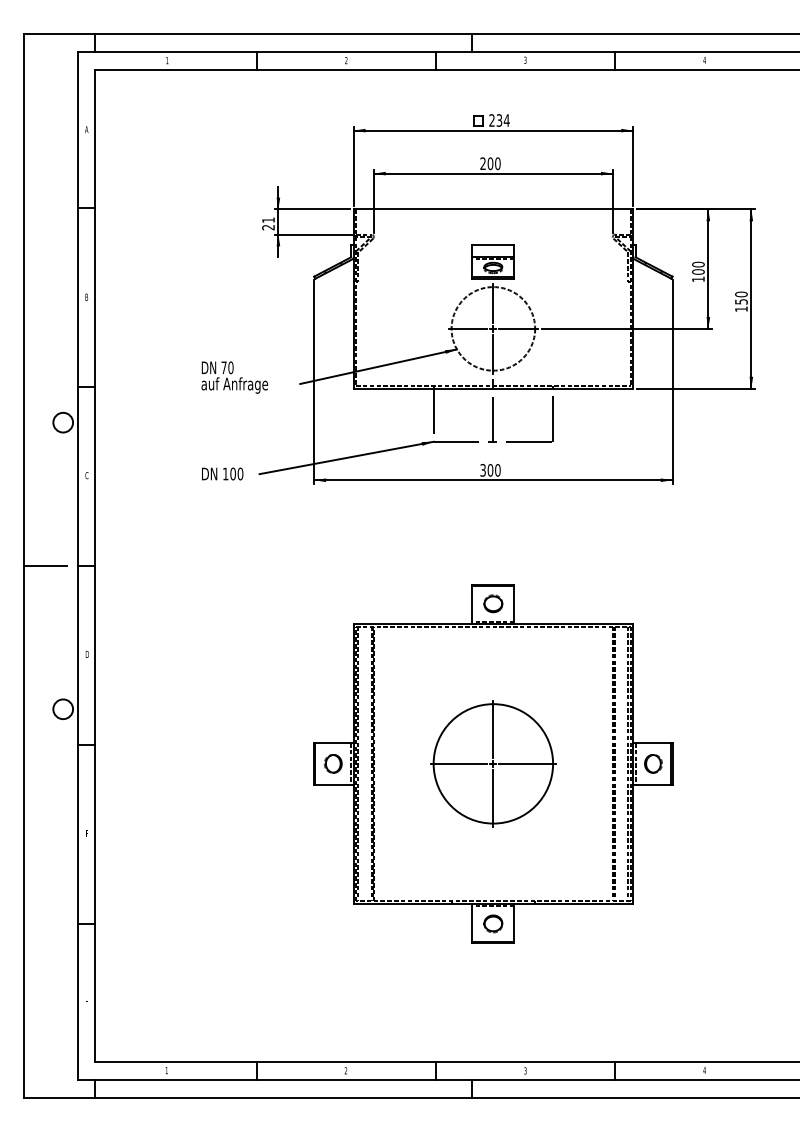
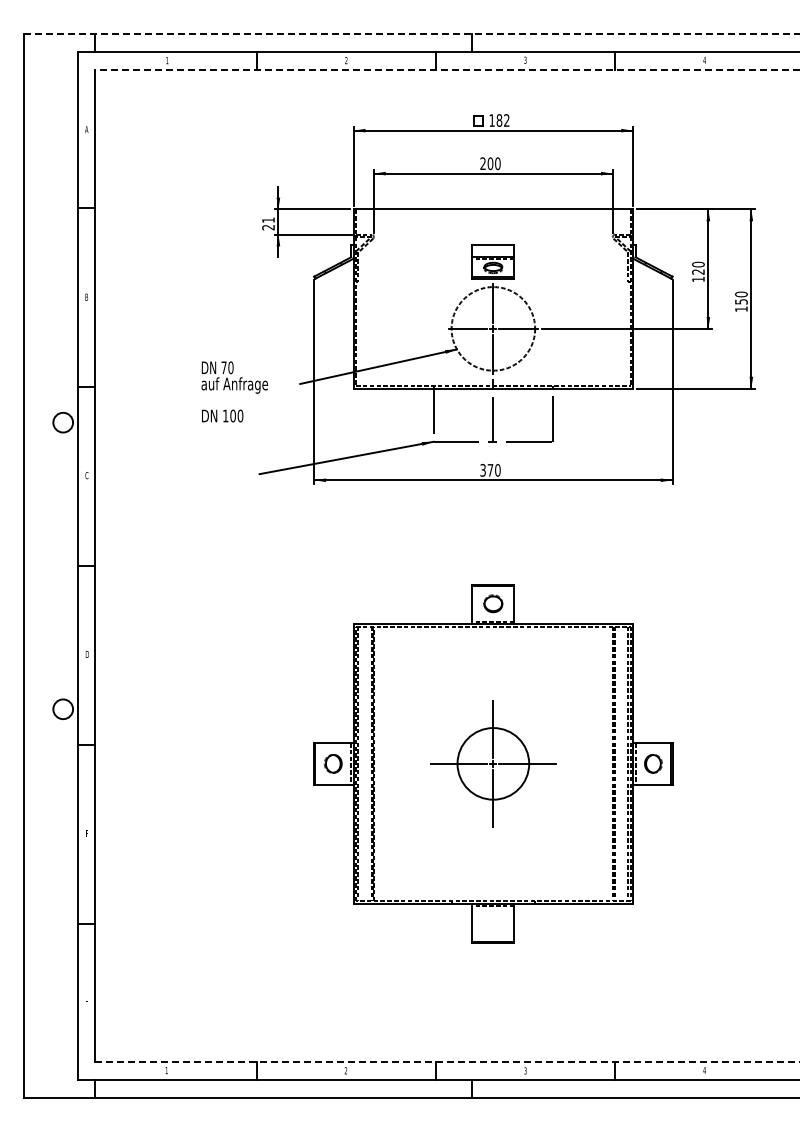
line: solid -> dashed (411, 33)
line: solid -> dashed (447, 69)
text: 234 -> 182 (499, 120)
text: 100 -> 120 (698, 271)
text: 300 -> 370 (490, 470)
text position: (222, 473) -> (222, 415) (222, 415)
line: present -> none (44, 566)
circle diameter: 119 px -> 72 px (493, 763)
part: present -> none (493, 923)
line: solid -> dashed (447, 1062)
